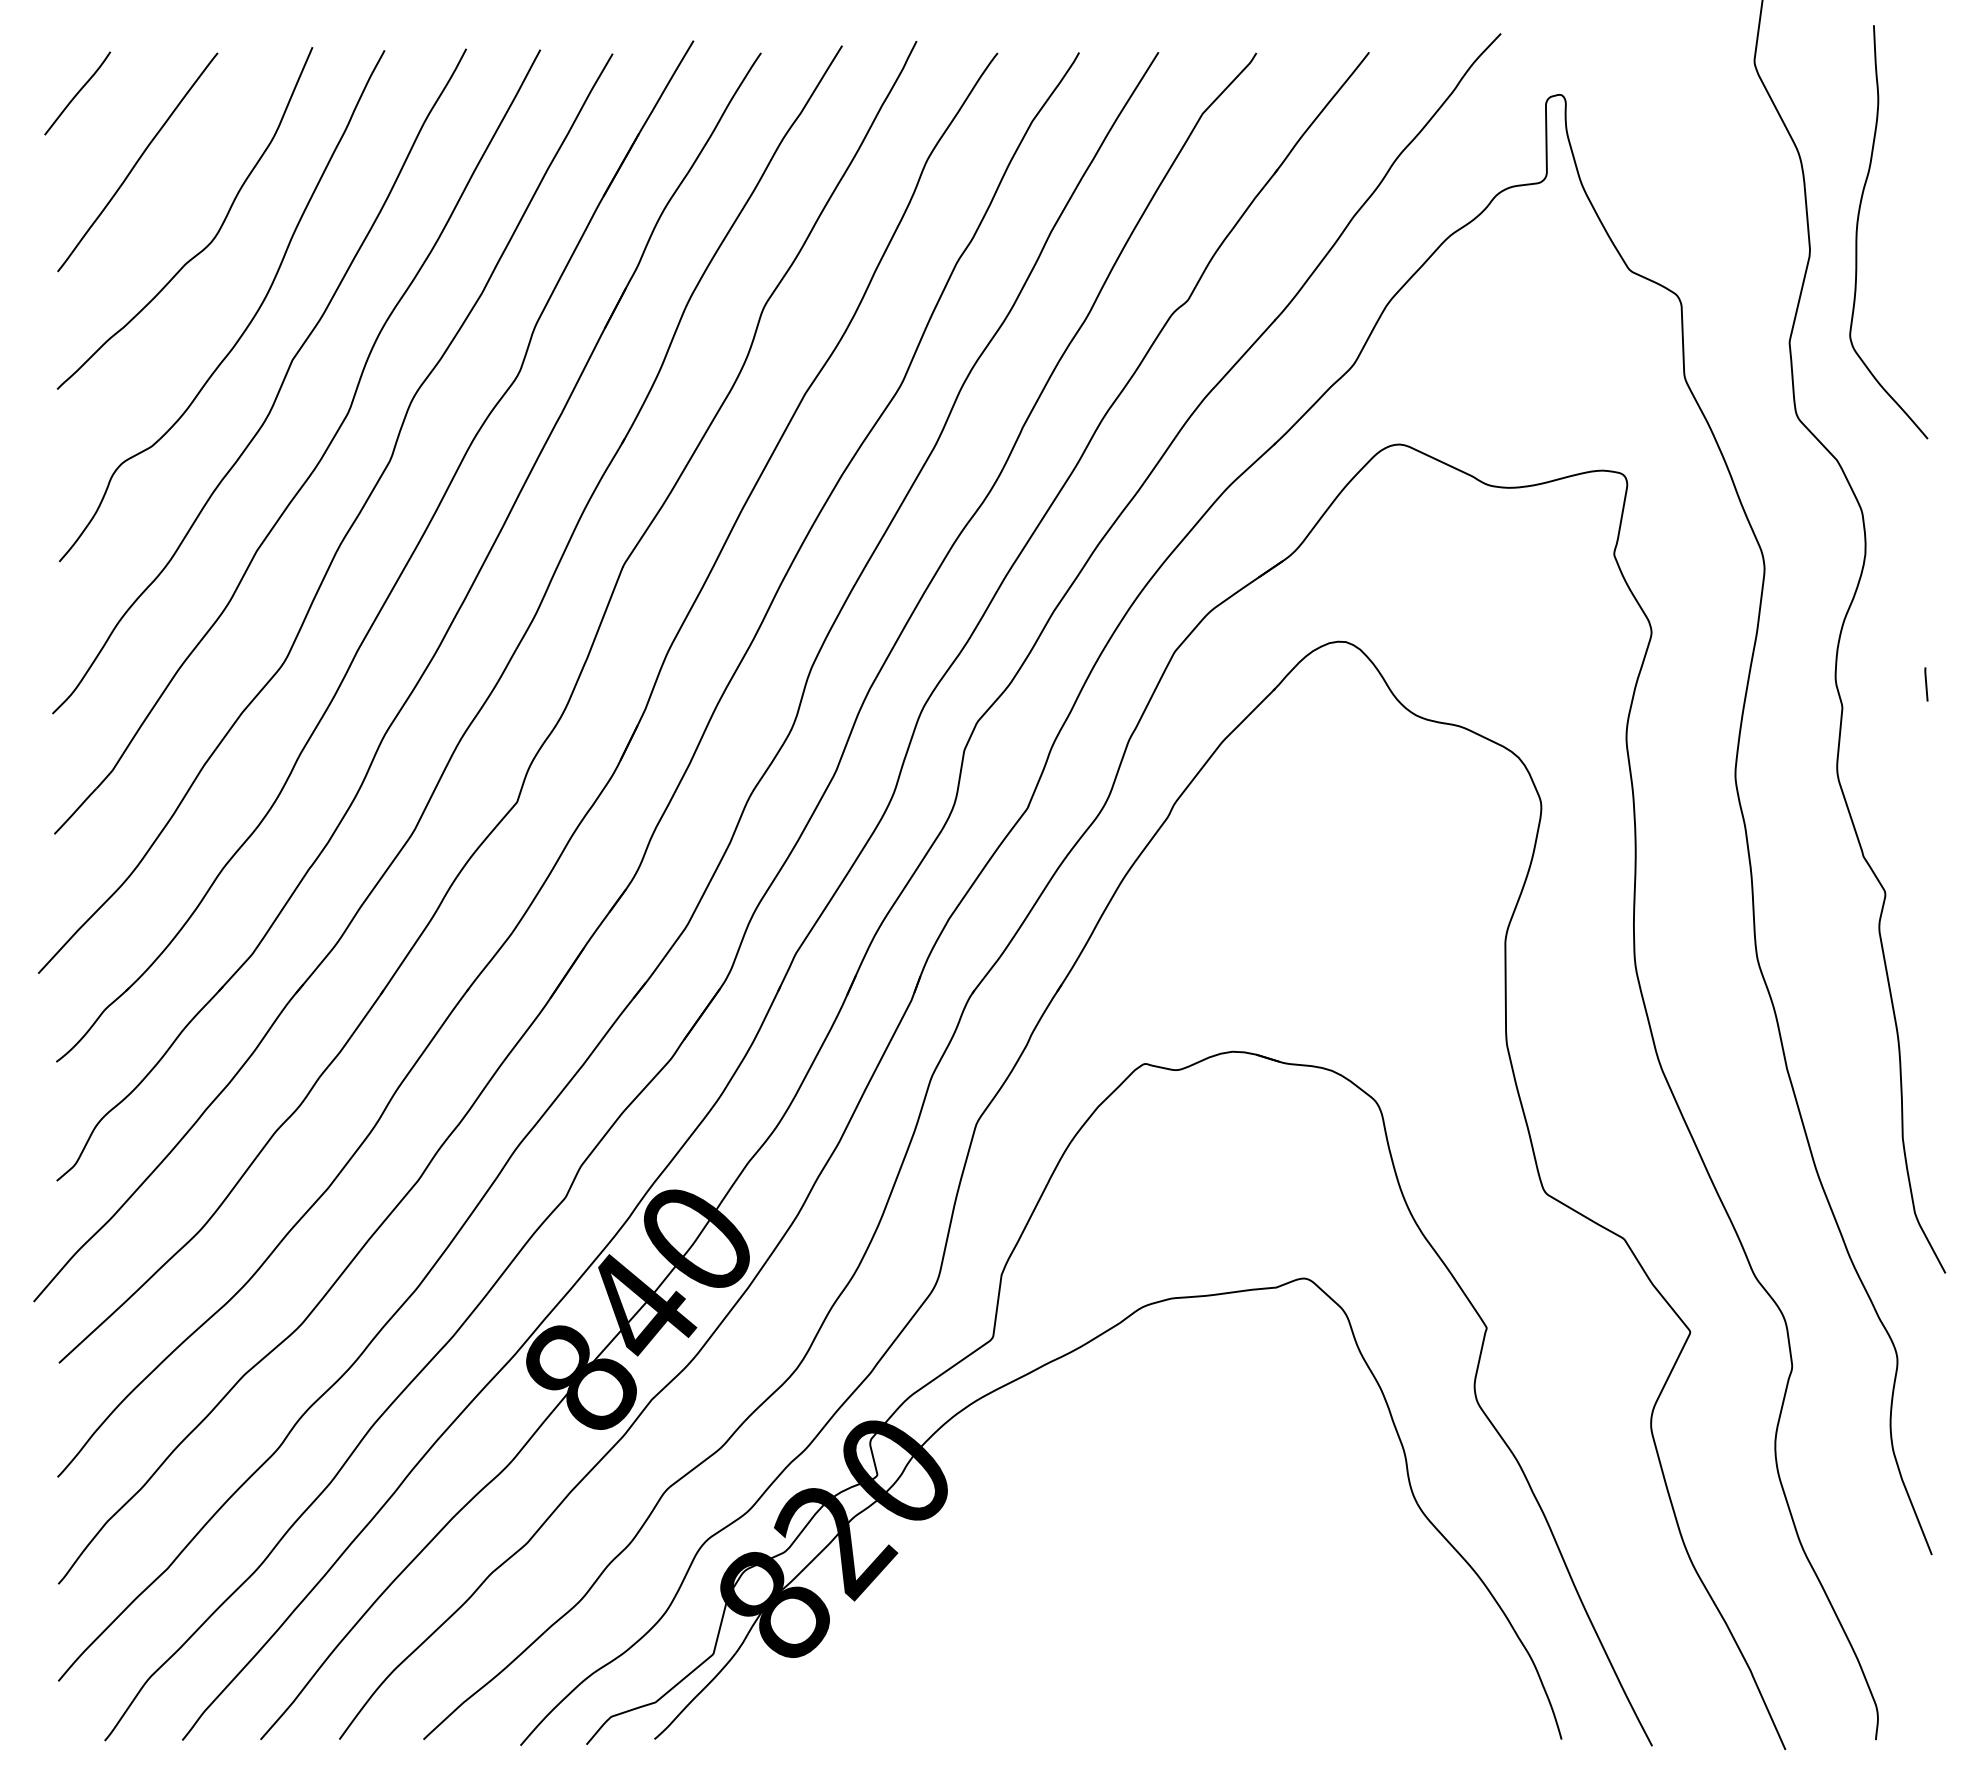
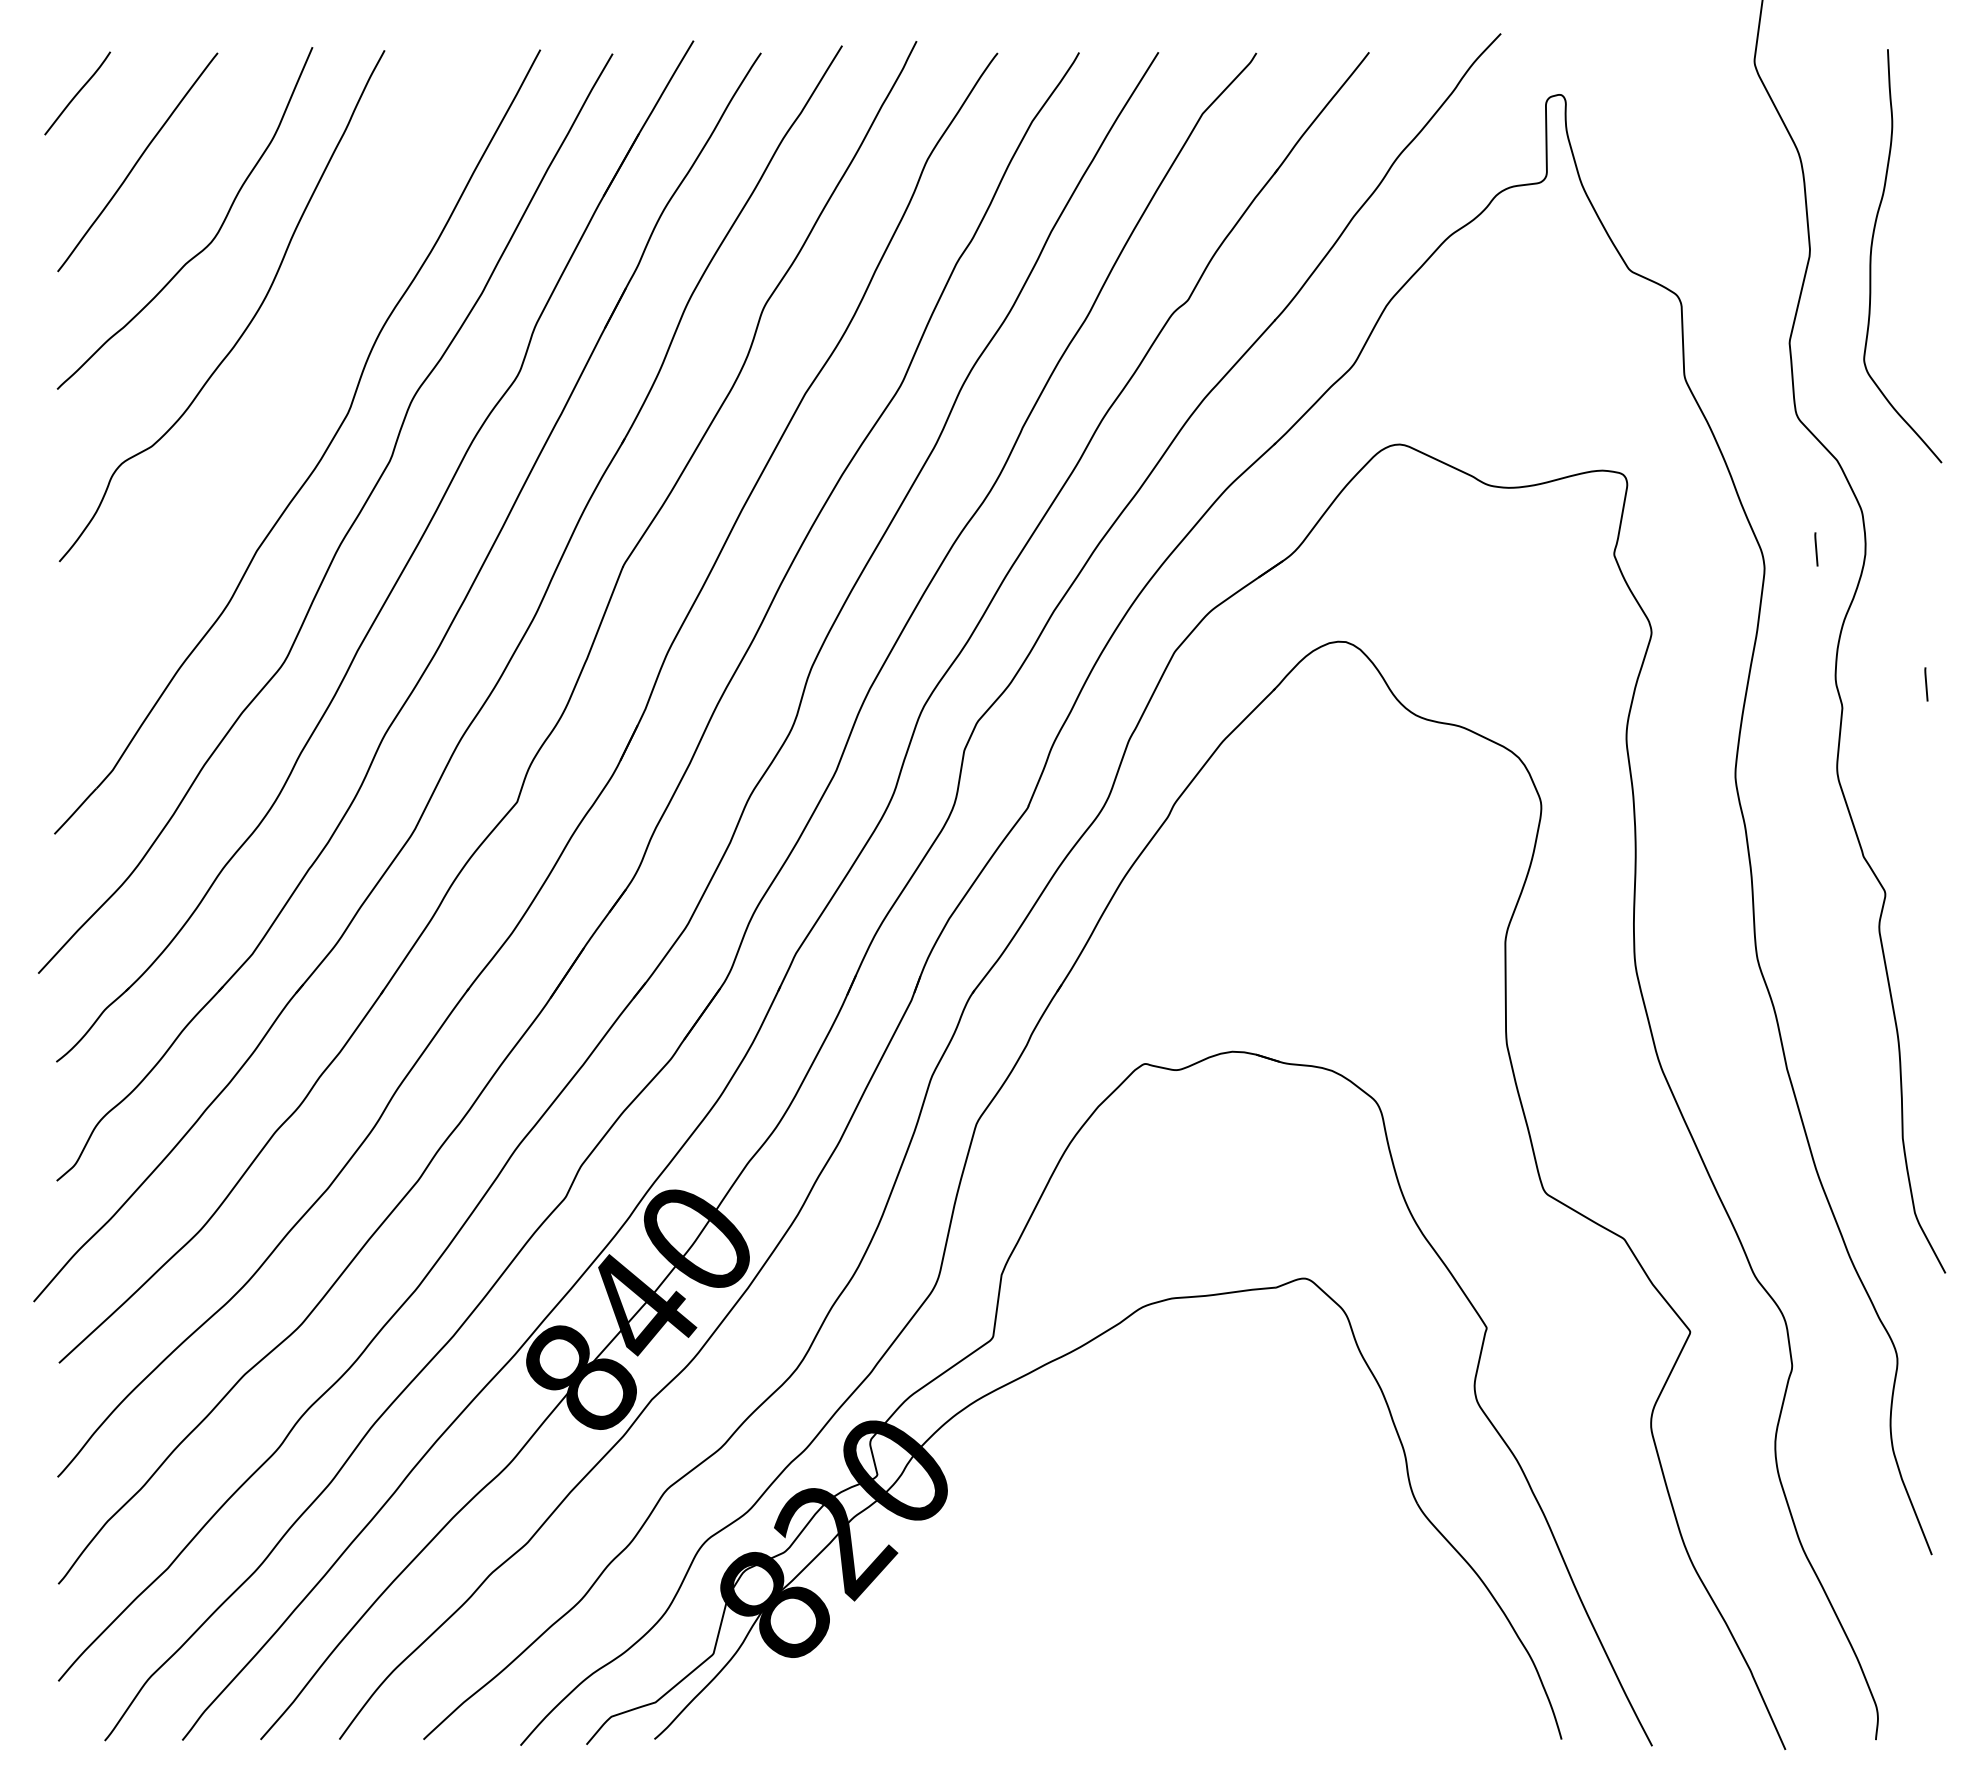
curve position: (1858, 225) -> (1872, 249) (1872, 249)
curve: present -> none (279, 387)
line: none -> present (1816, 549)
